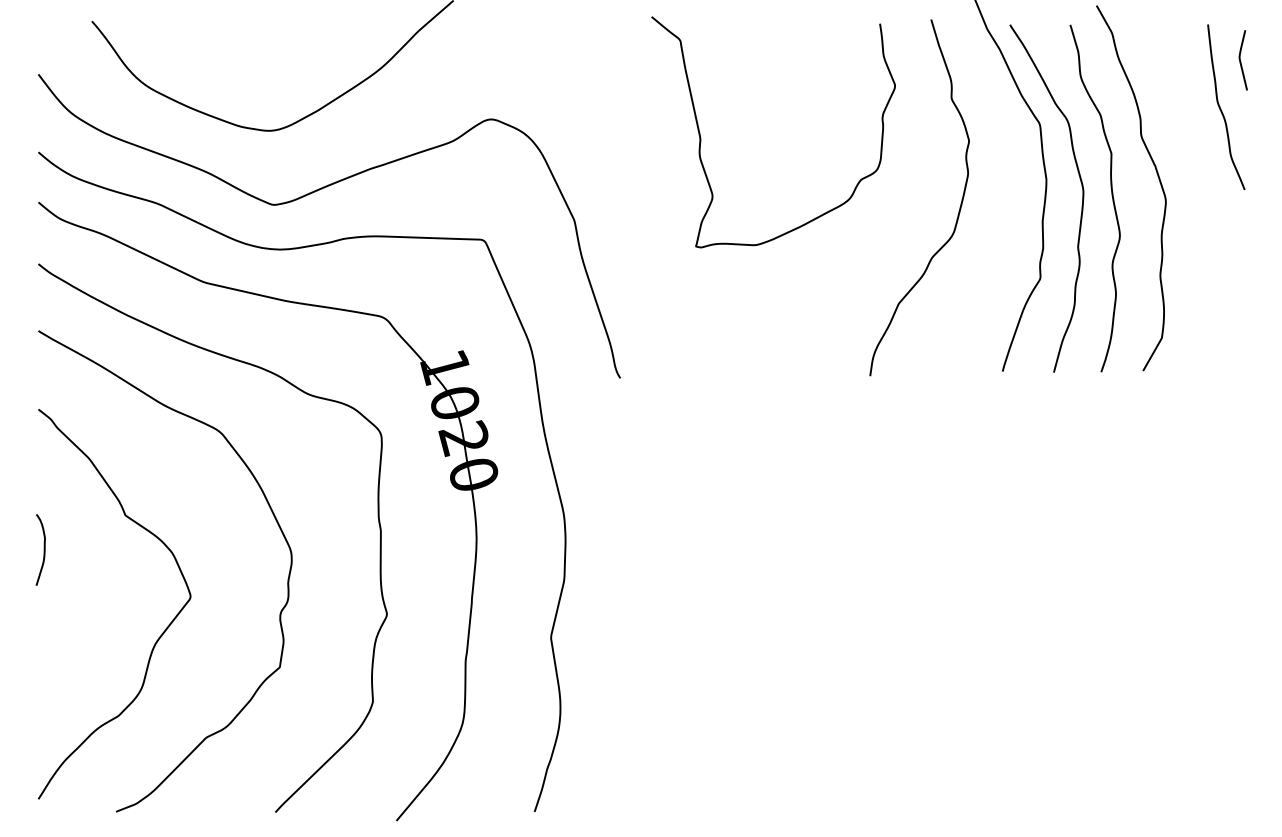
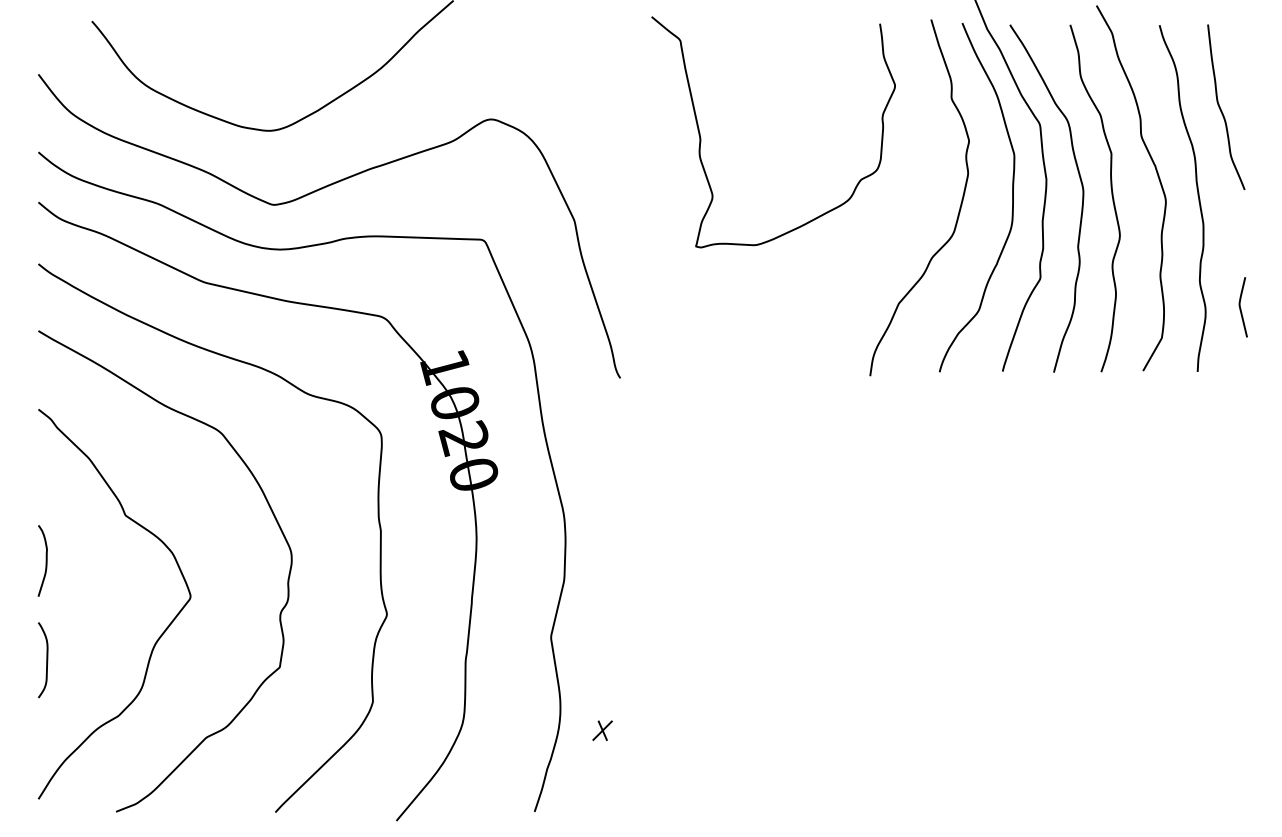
curve position: (1241, 61) -> (1241, 308) (1241, 308)
curve: none -> present (1197, 195)
curve: none -> present (1012, 197)
curve position: (43, 549) -> (45, 560) (45, 560)
curve: none -> present (46, 660)
part: none -> present (602, 730)
